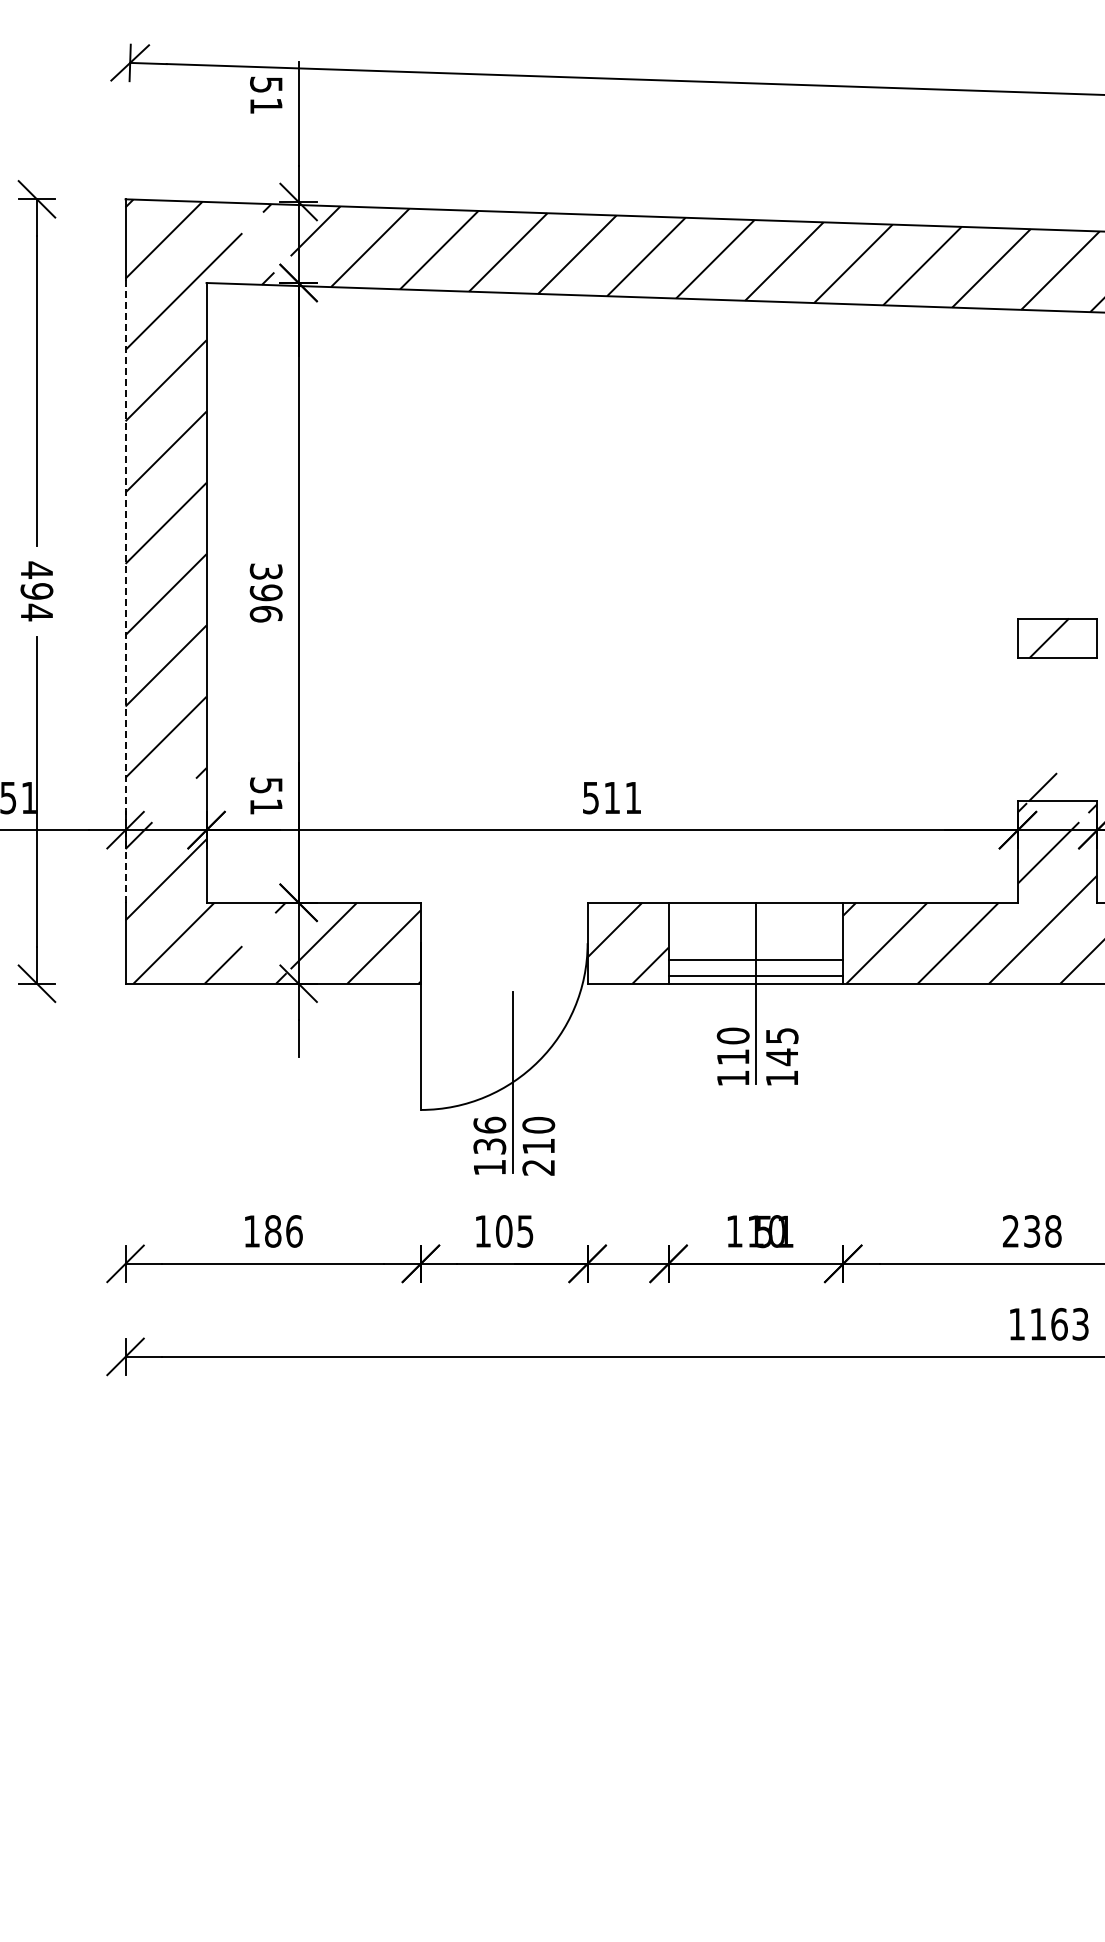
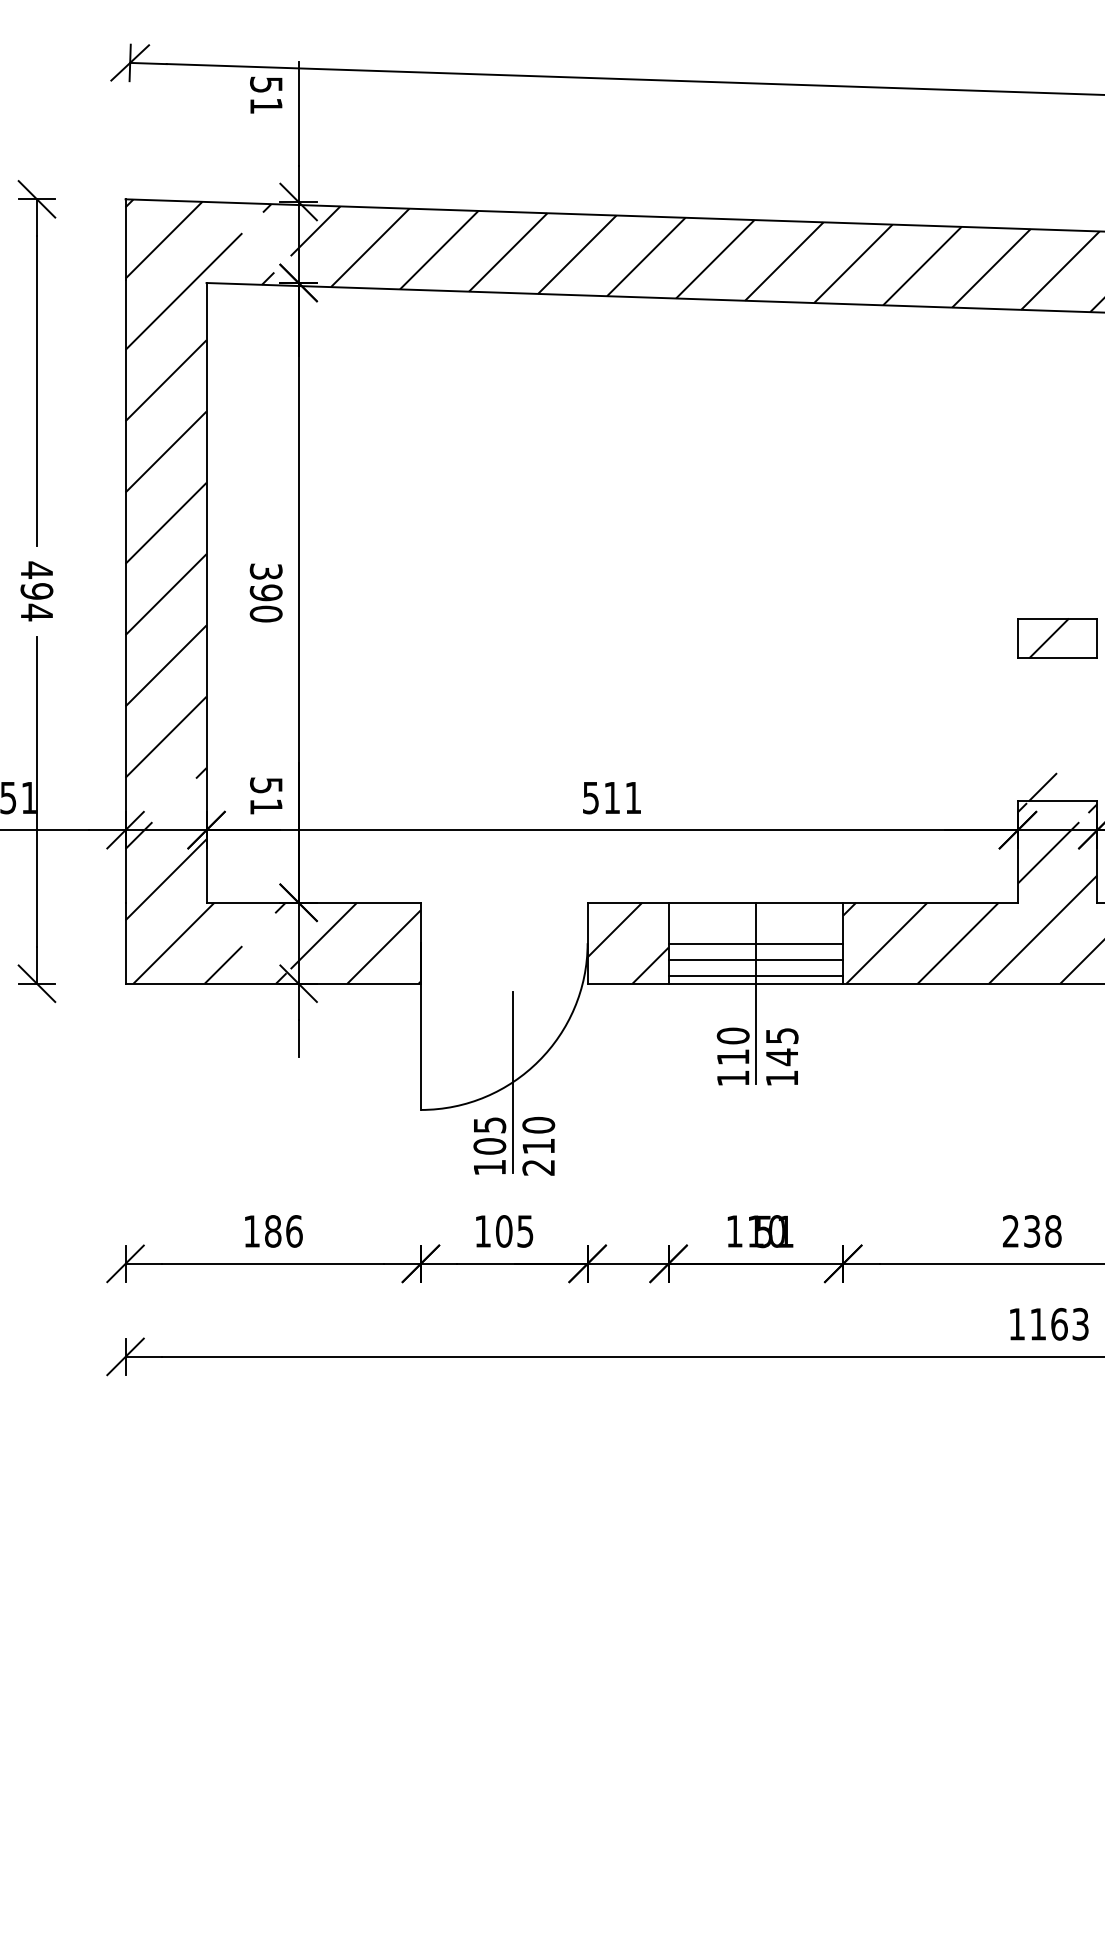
line: dashed -> solid (125, 591)
text: 396 -> 390 (266, 613)
line: none -> present (755, 944)
text: 136 -> 105 (489, 1135)
